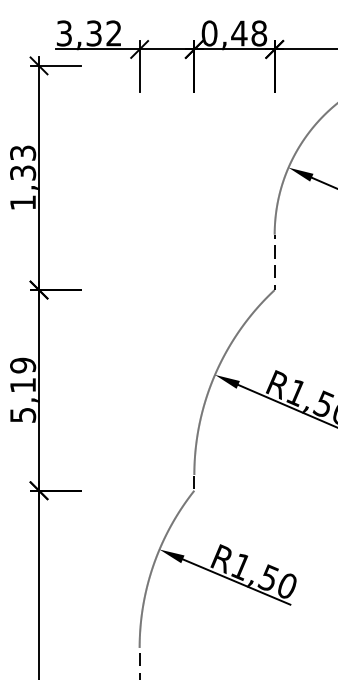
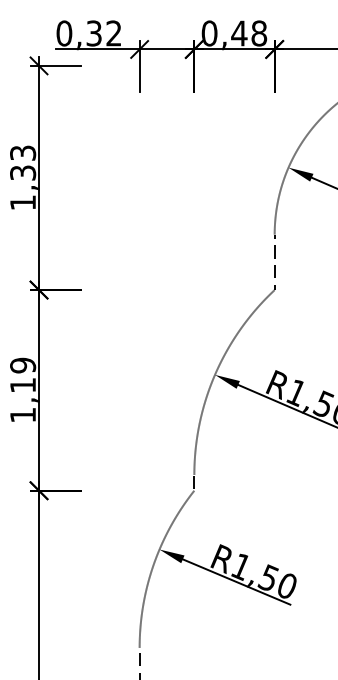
text: 3,32 -> 0,32 (64, 33)
text: 5,19 -> 1,19 (23, 415)
